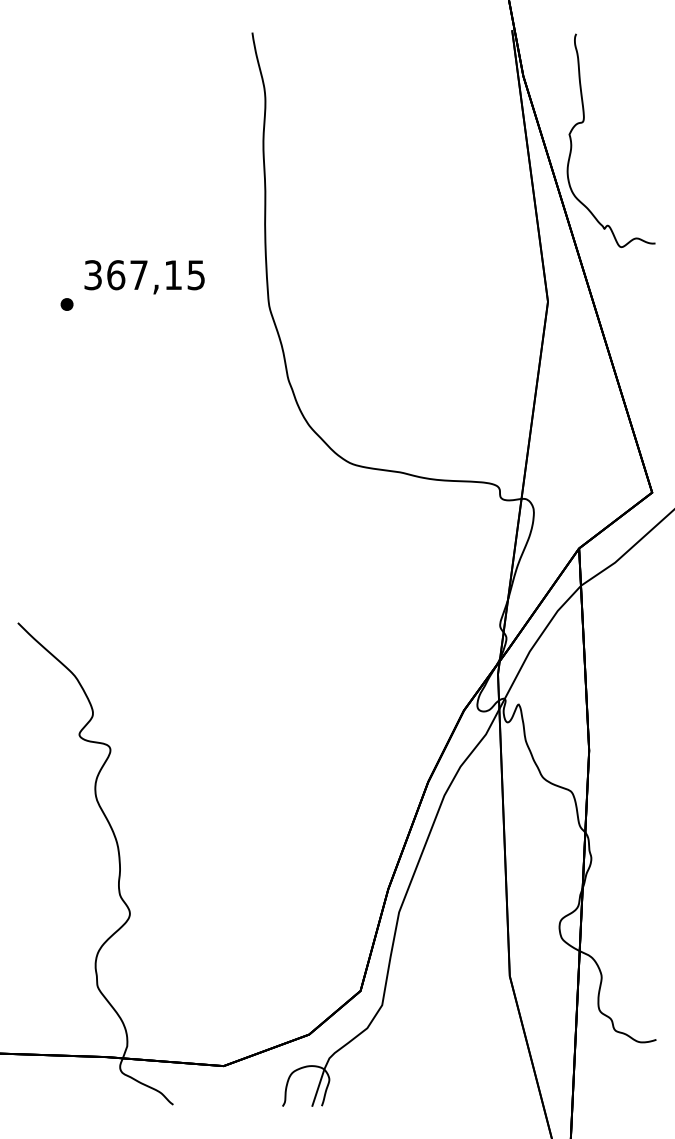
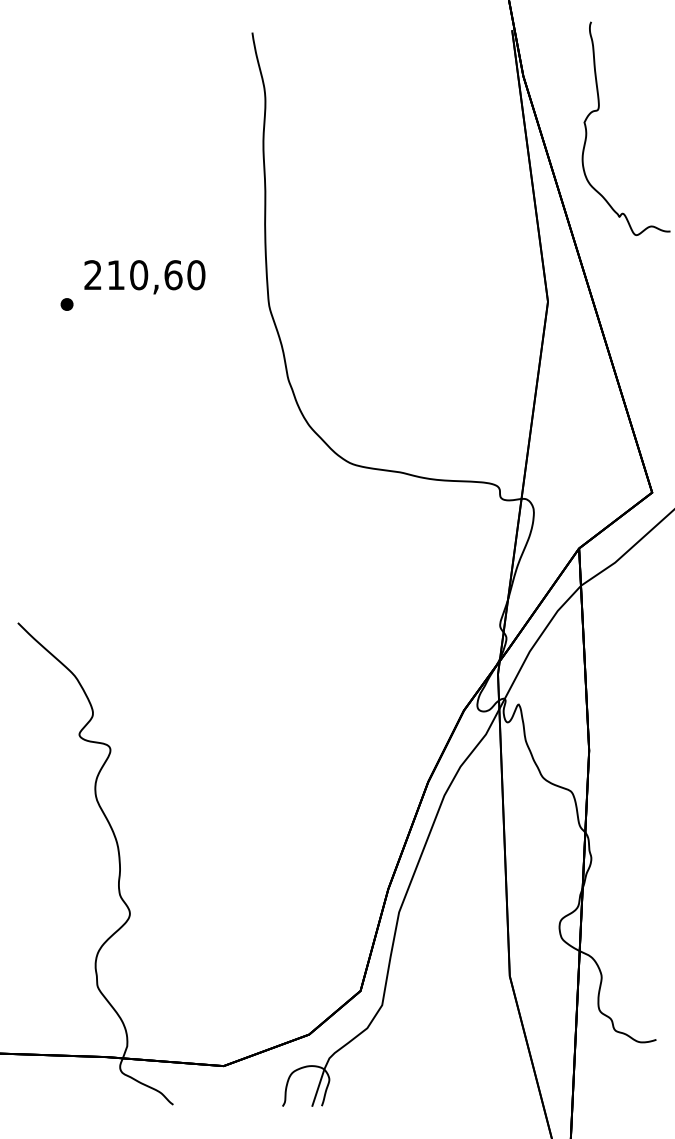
curve position: (584, 121) -> (599, 109) (599, 109)
text: 367,15 -> 210,60 (144, 275)
